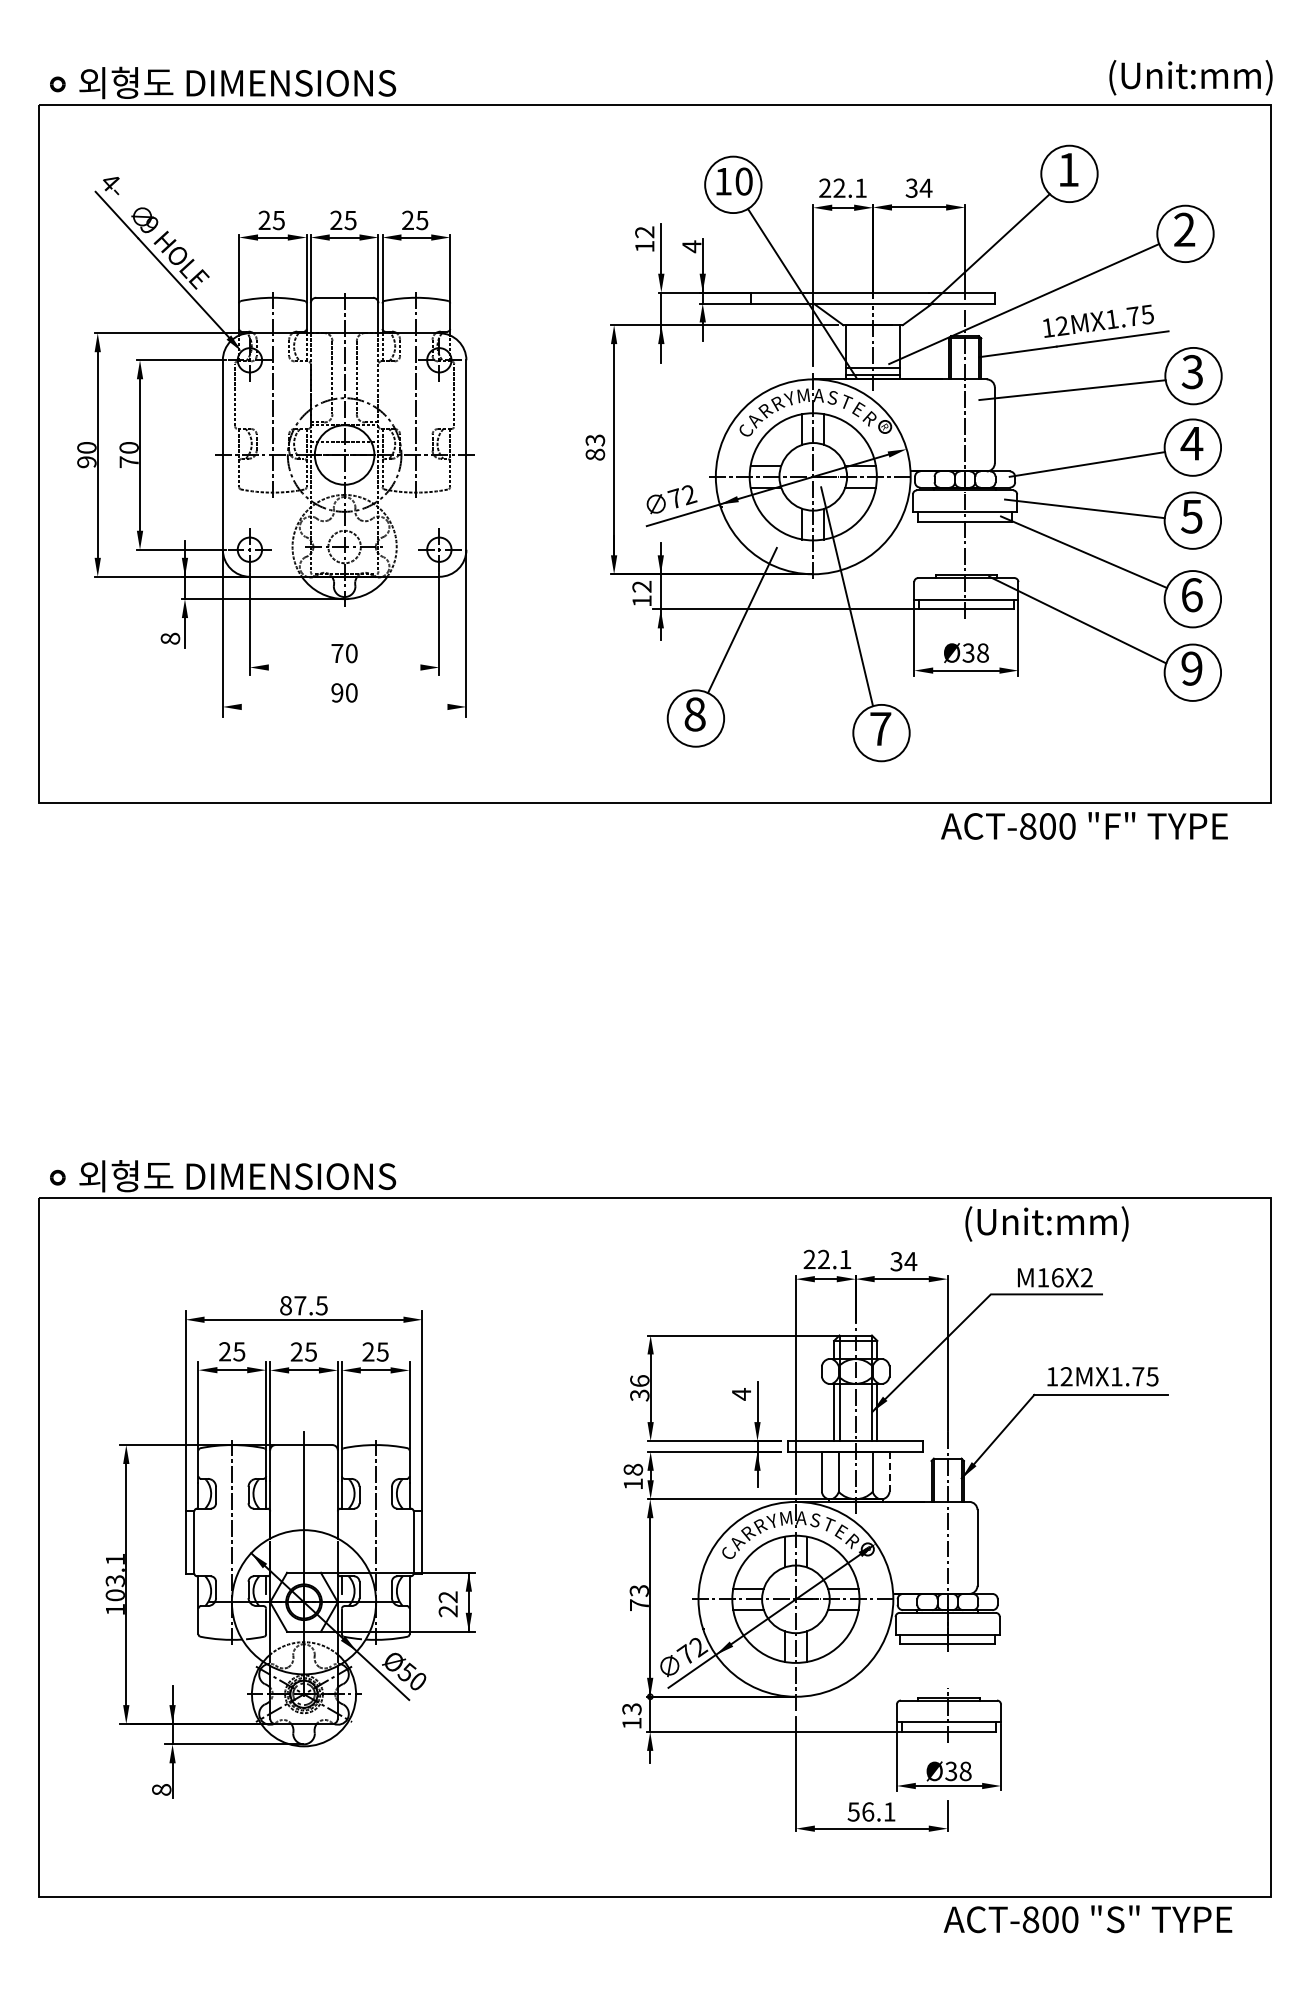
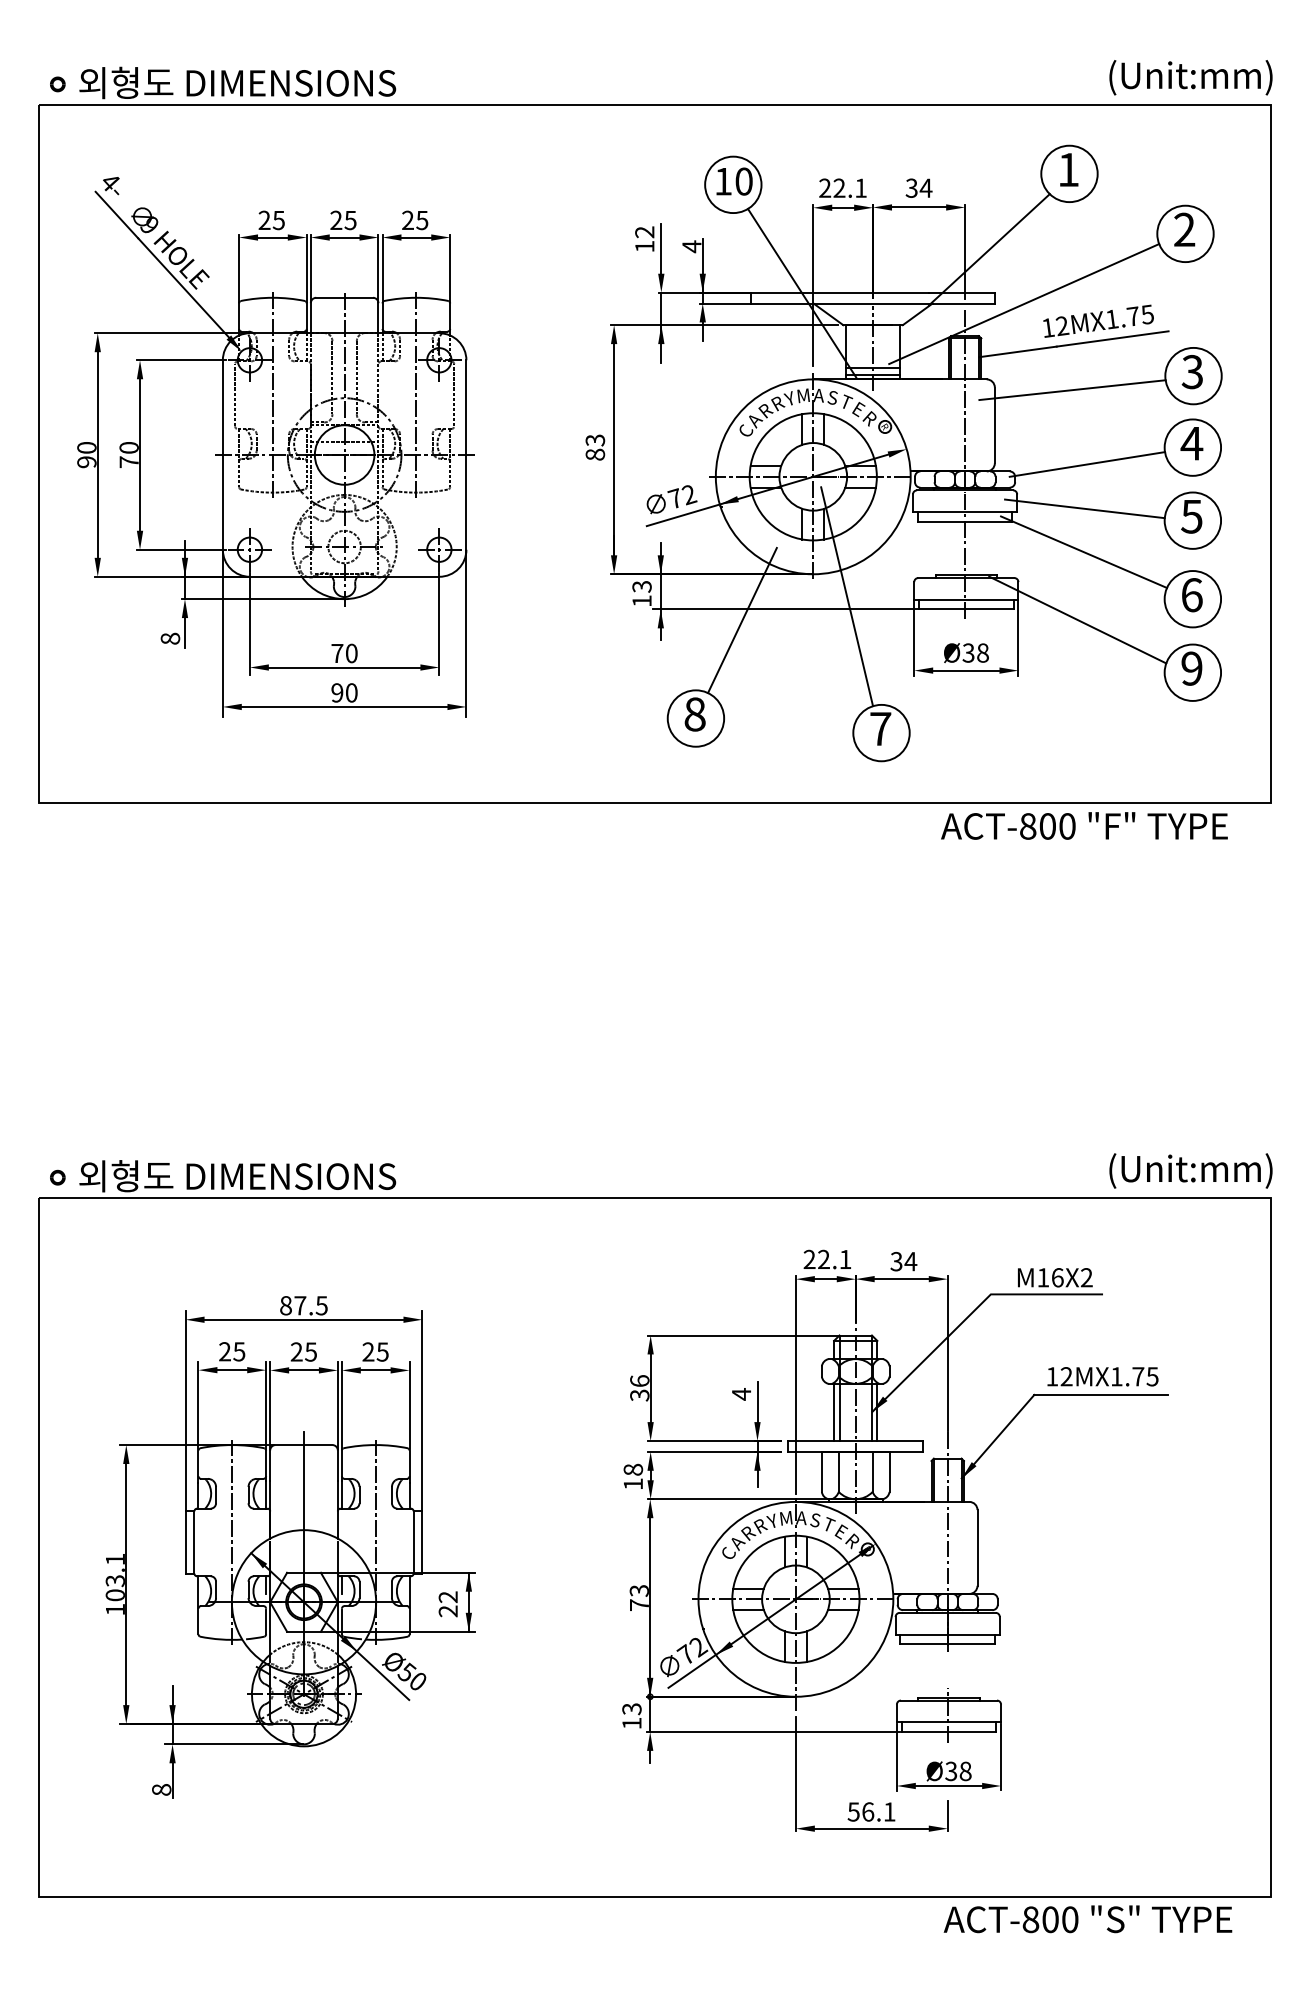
text: 12 -> 13 (641, 586)
line: none -> present (344, 667)
line: none -> present (344, 706)
text position: (1046, 1223) -> (1190, 1170) (1190, 1170)
line: dashed -> solid (889, 1472)
